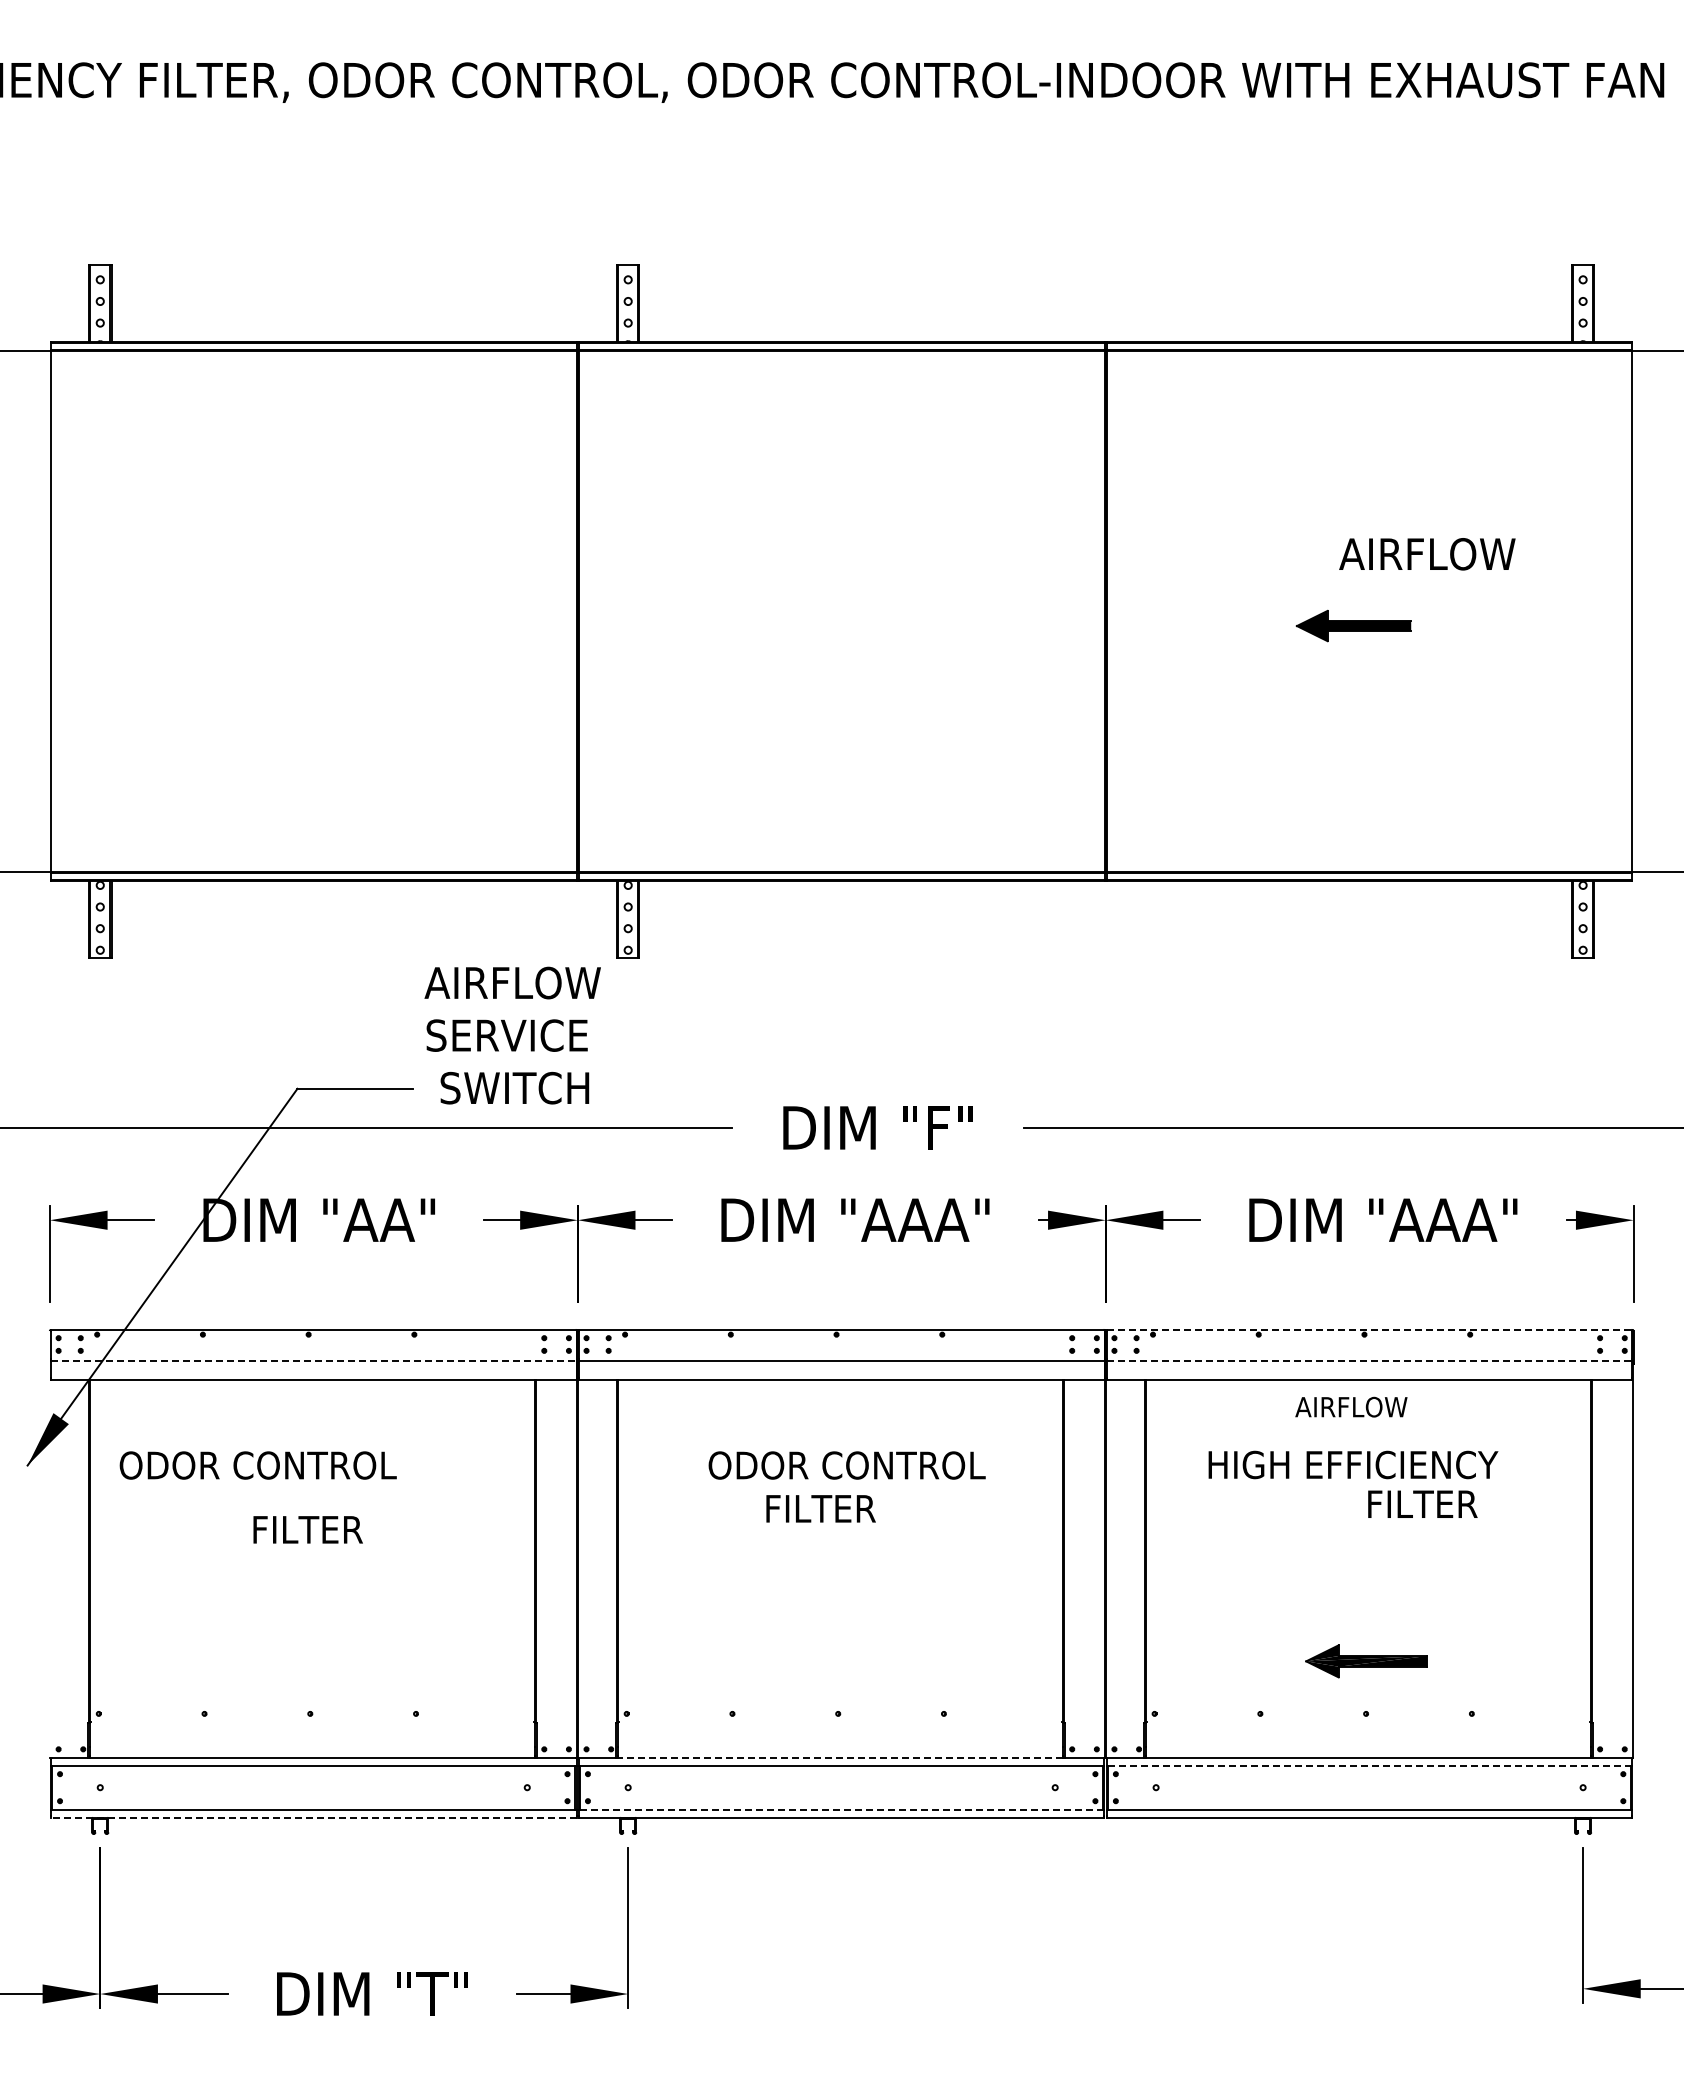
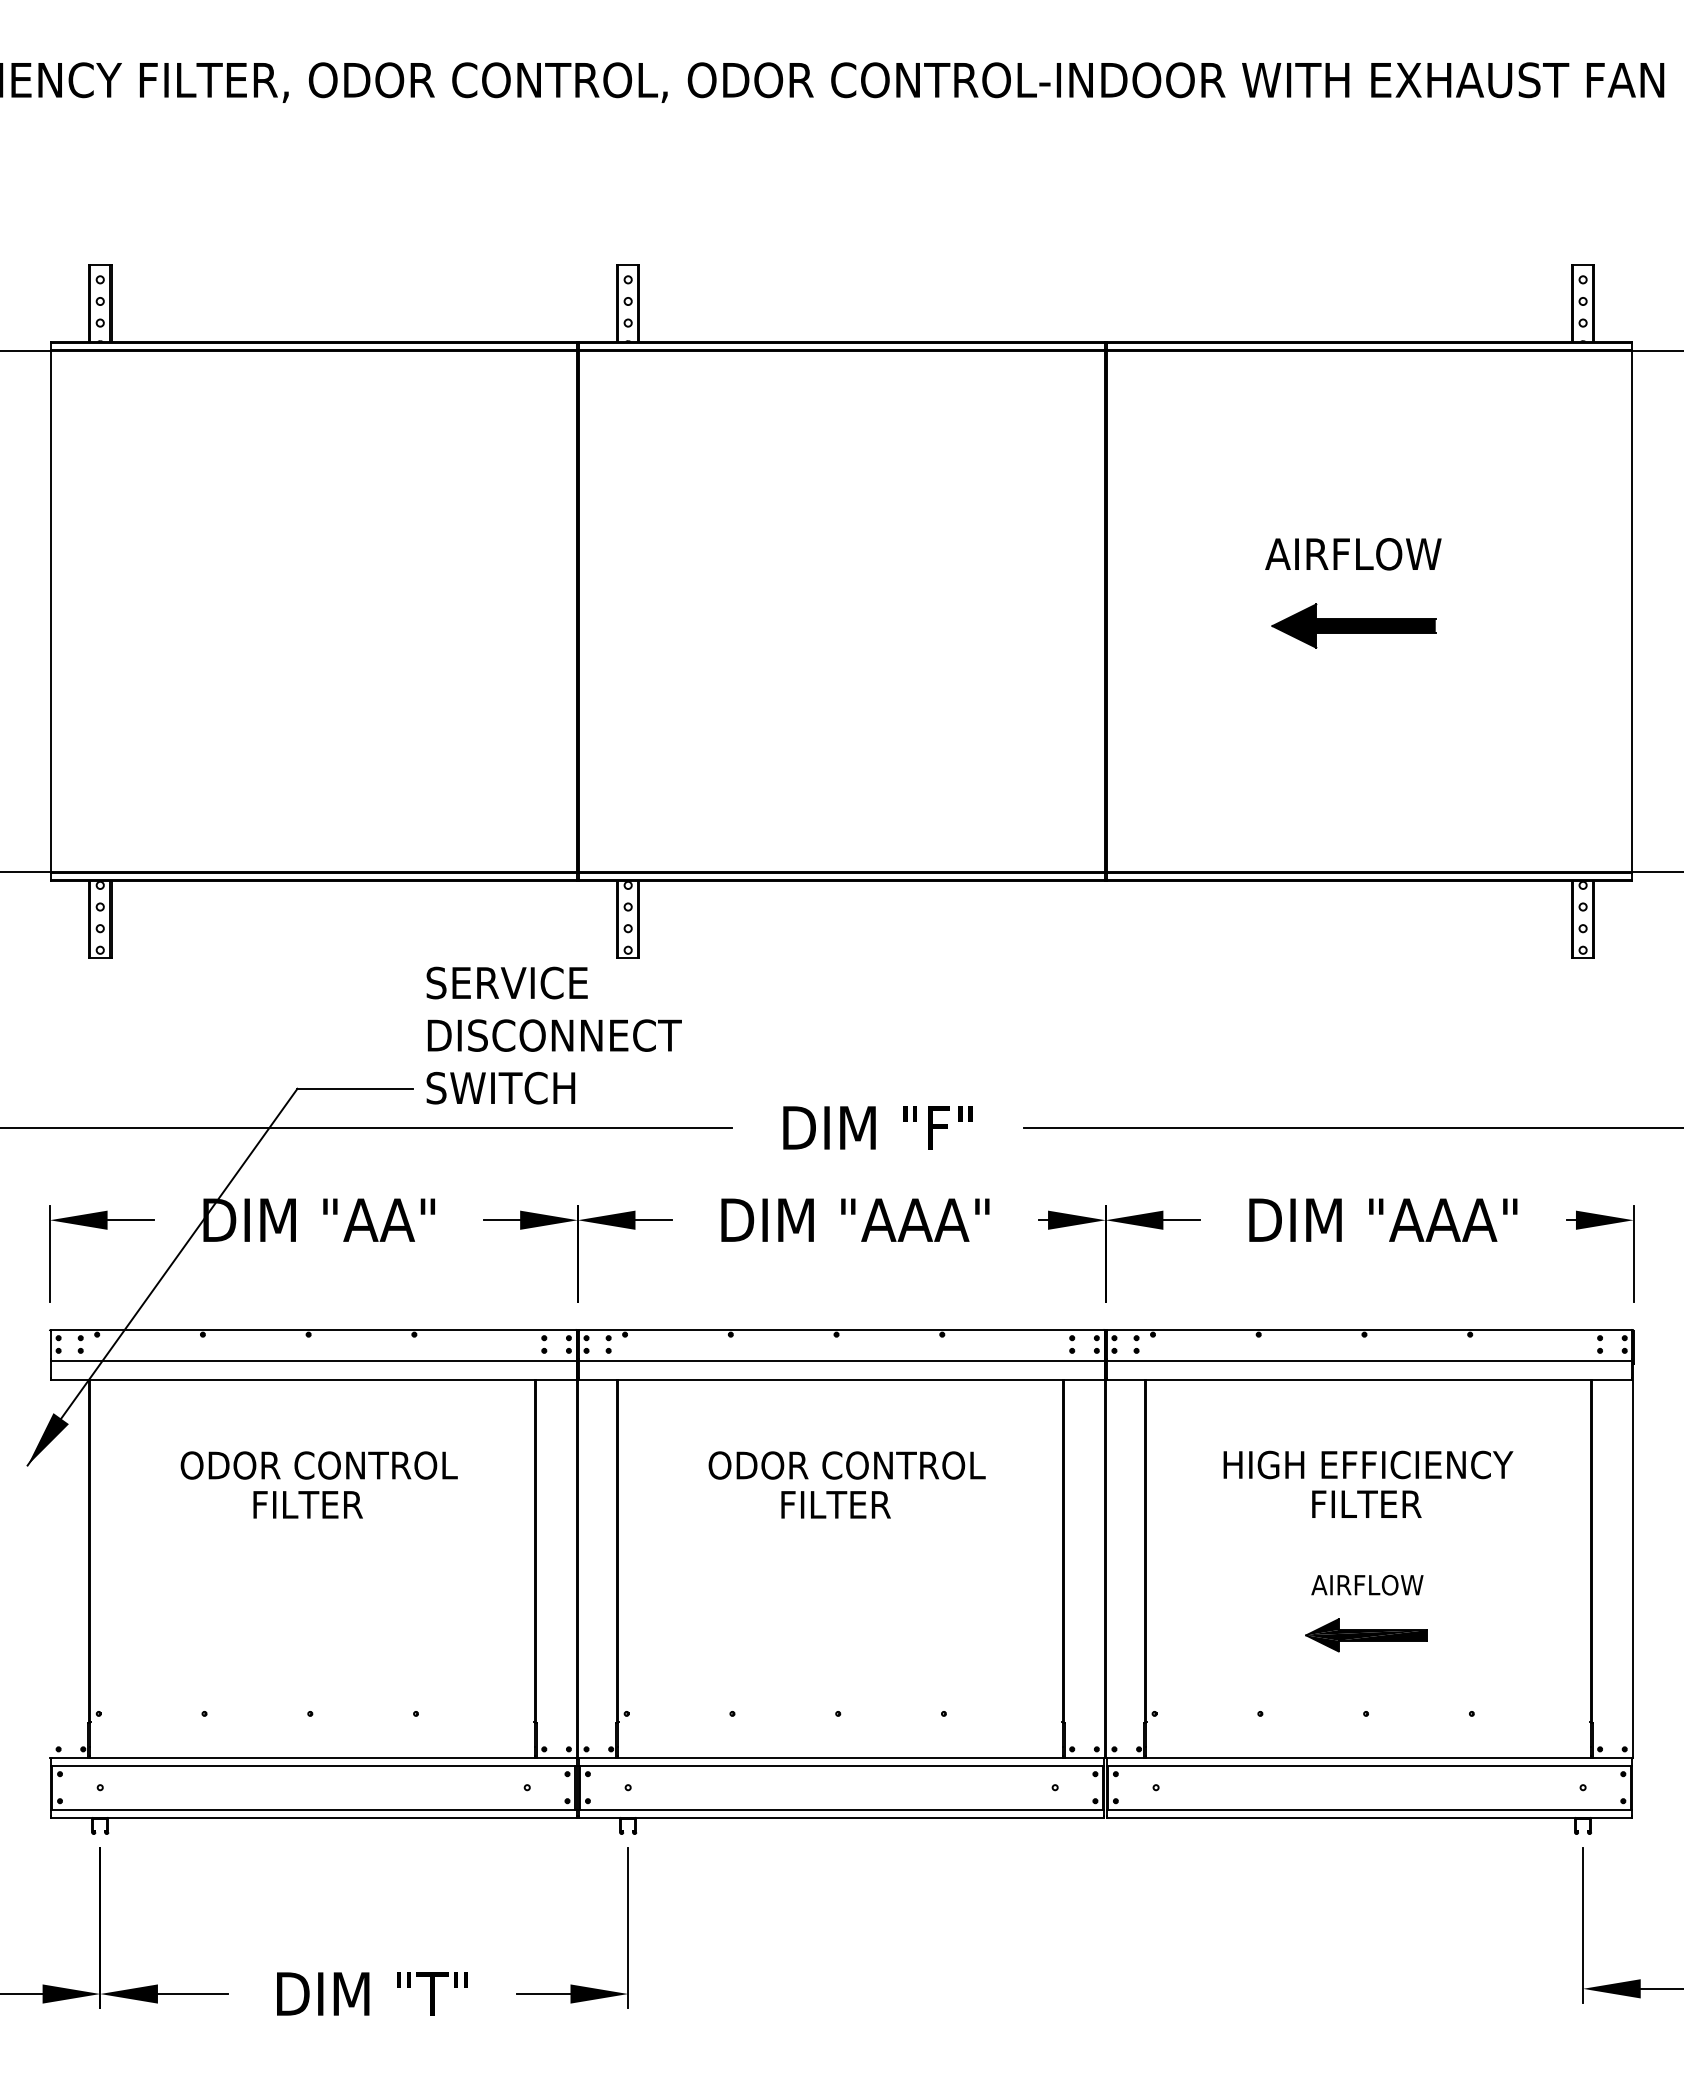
text position: (1427, 554) -> (1353, 554) (1353, 554)
part size: 117x34 px -> 166x46 px (1353, 625)
text: AIRFLOW -> SERVICE (512, 982)
text: SERVICE -> DISCONNECT (553, 1035)
text position: (514, 1087) -> (500, 1087) (500, 1087)
line: dashed -> solid (1369, 1329)
line: dashed -> solid (313, 1360)
line: dashed -> solid (1369, 1360)
text position: (1351, 1406) -> (1367, 1584) (1367, 1584)
text position: (1353, 1464) -> (1368, 1464) (1368, 1464)
text position: (257, 1465) -> (318, 1465) (318, 1465)
text position: (1422, 1503) -> (1366, 1503) (1366, 1503)
text position: (820, 1508) -> (835, 1504) (835, 1504)
text position: (307, 1529) -> (307, 1504) (307, 1504)
part position: (1366, 1661) -> (1366, 1635) (1366, 1635)
line: dashed -> solid (840, 1757)
line: dashed -> solid (1369, 1765)
line: dashed -> solid (841, 1809)
line: dashed -> solid (313, 1817)
